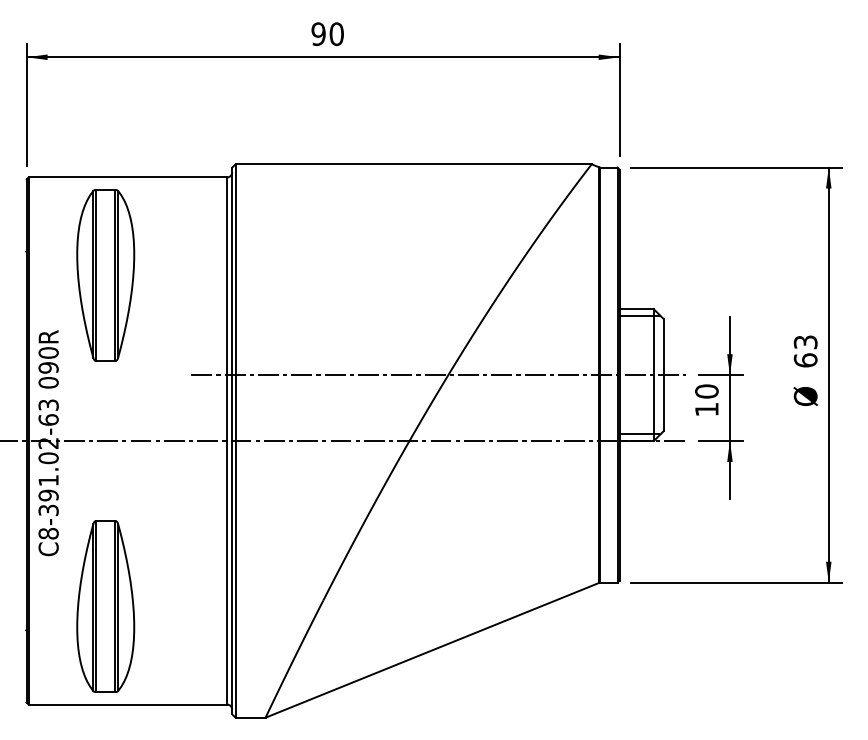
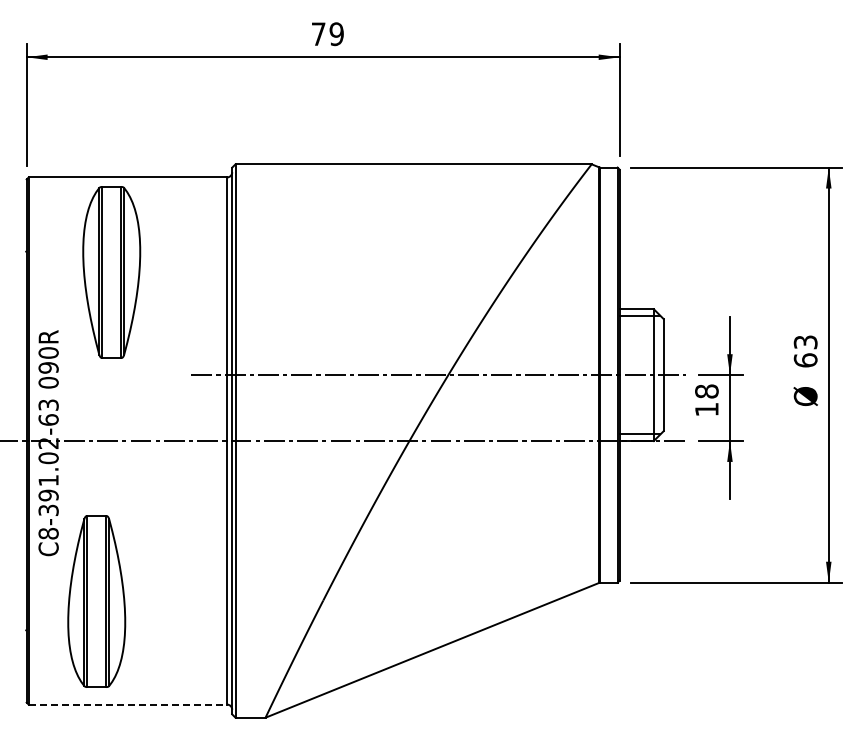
text: 90 -> 79 (327, 34)
part position: (105, 275) -> (111, 272) (111, 272)
text: 10 -> 18 (706, 391)
part position: (105, 606) -> (96, 601) (96, 601)
line: solid -> dashed (128, 704)
